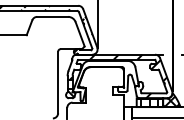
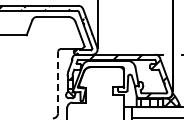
line: solid -> dashed (58, 82)
